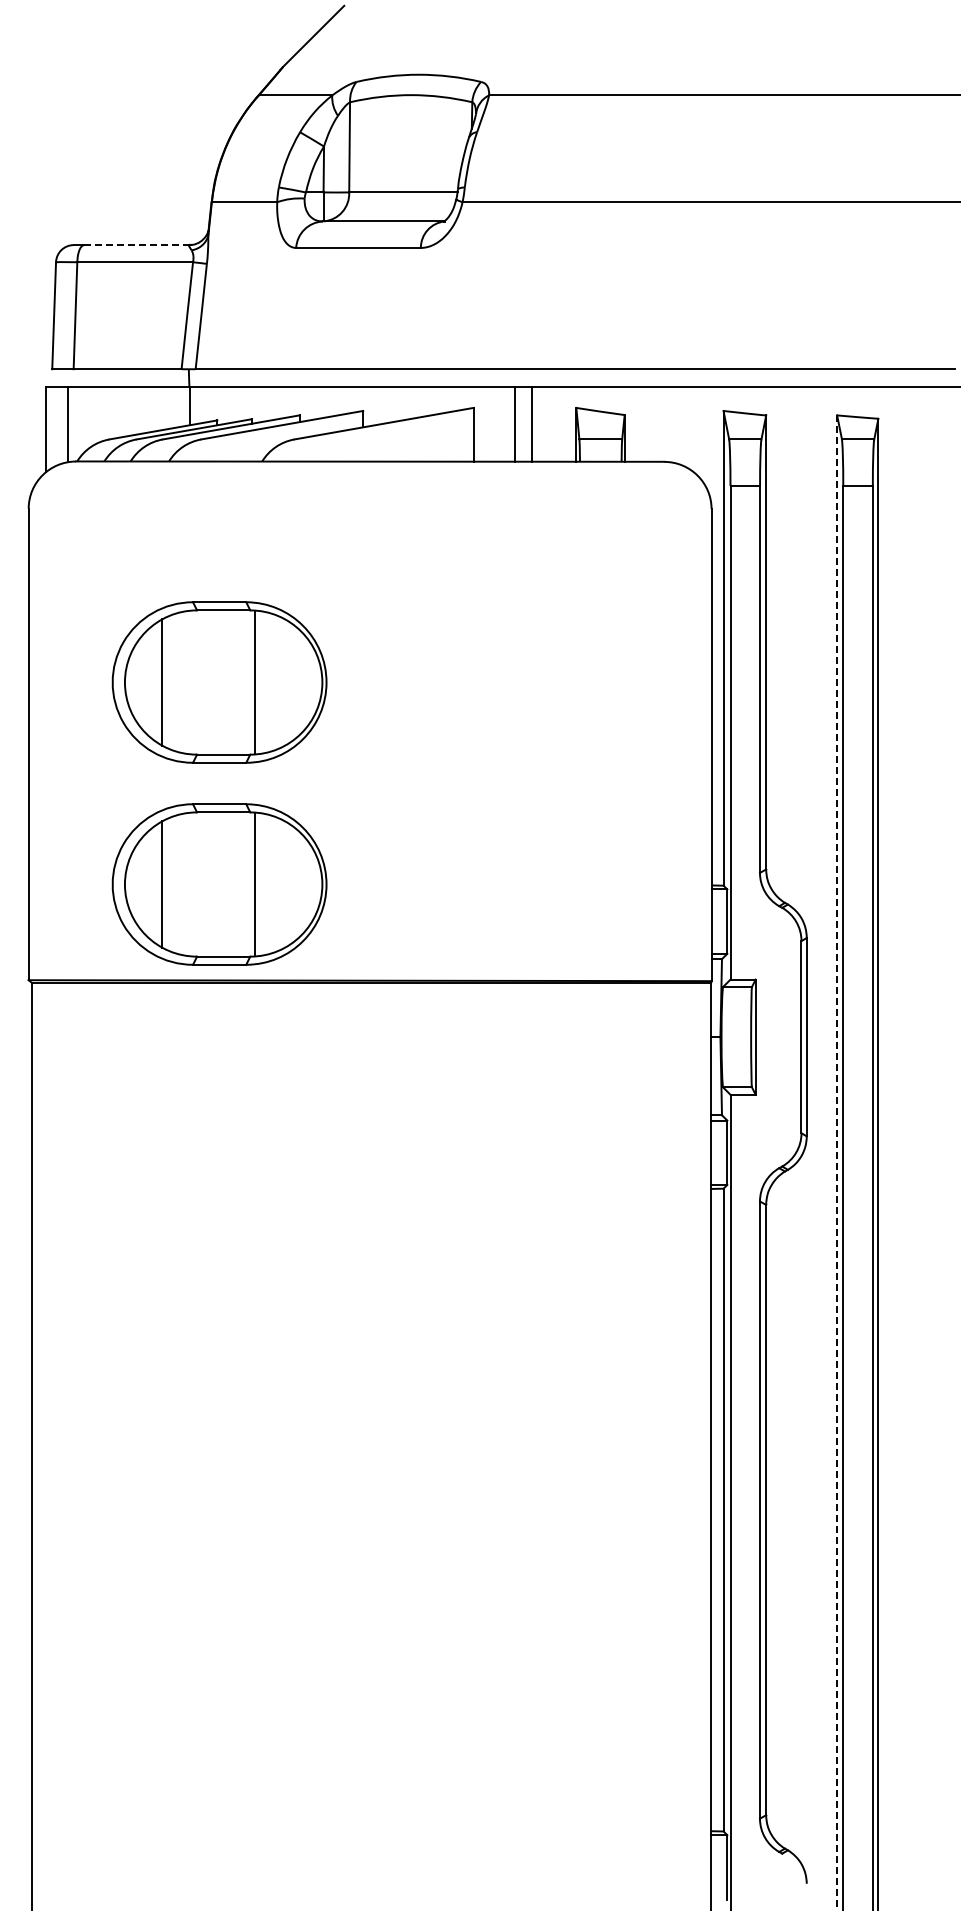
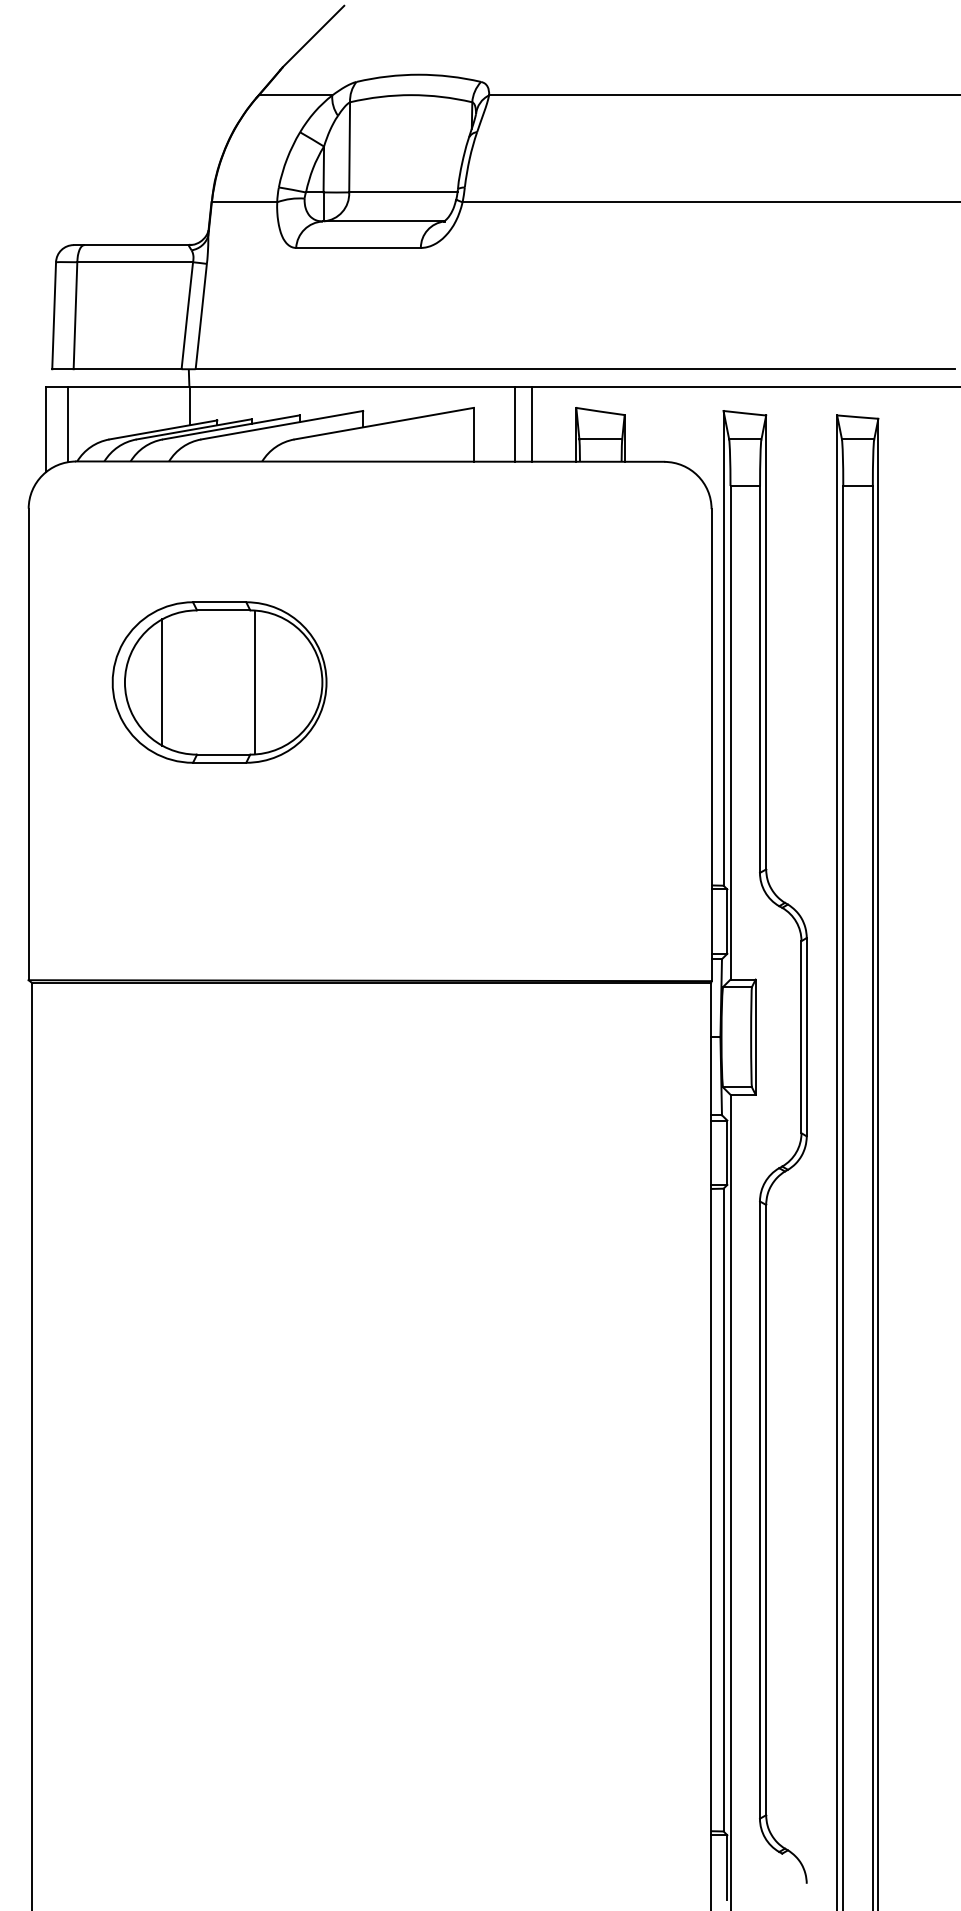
line: dashed -> solid (137, 245)
part: present -> none (219, 884)
line: dashed -> solid (837, 1163)
